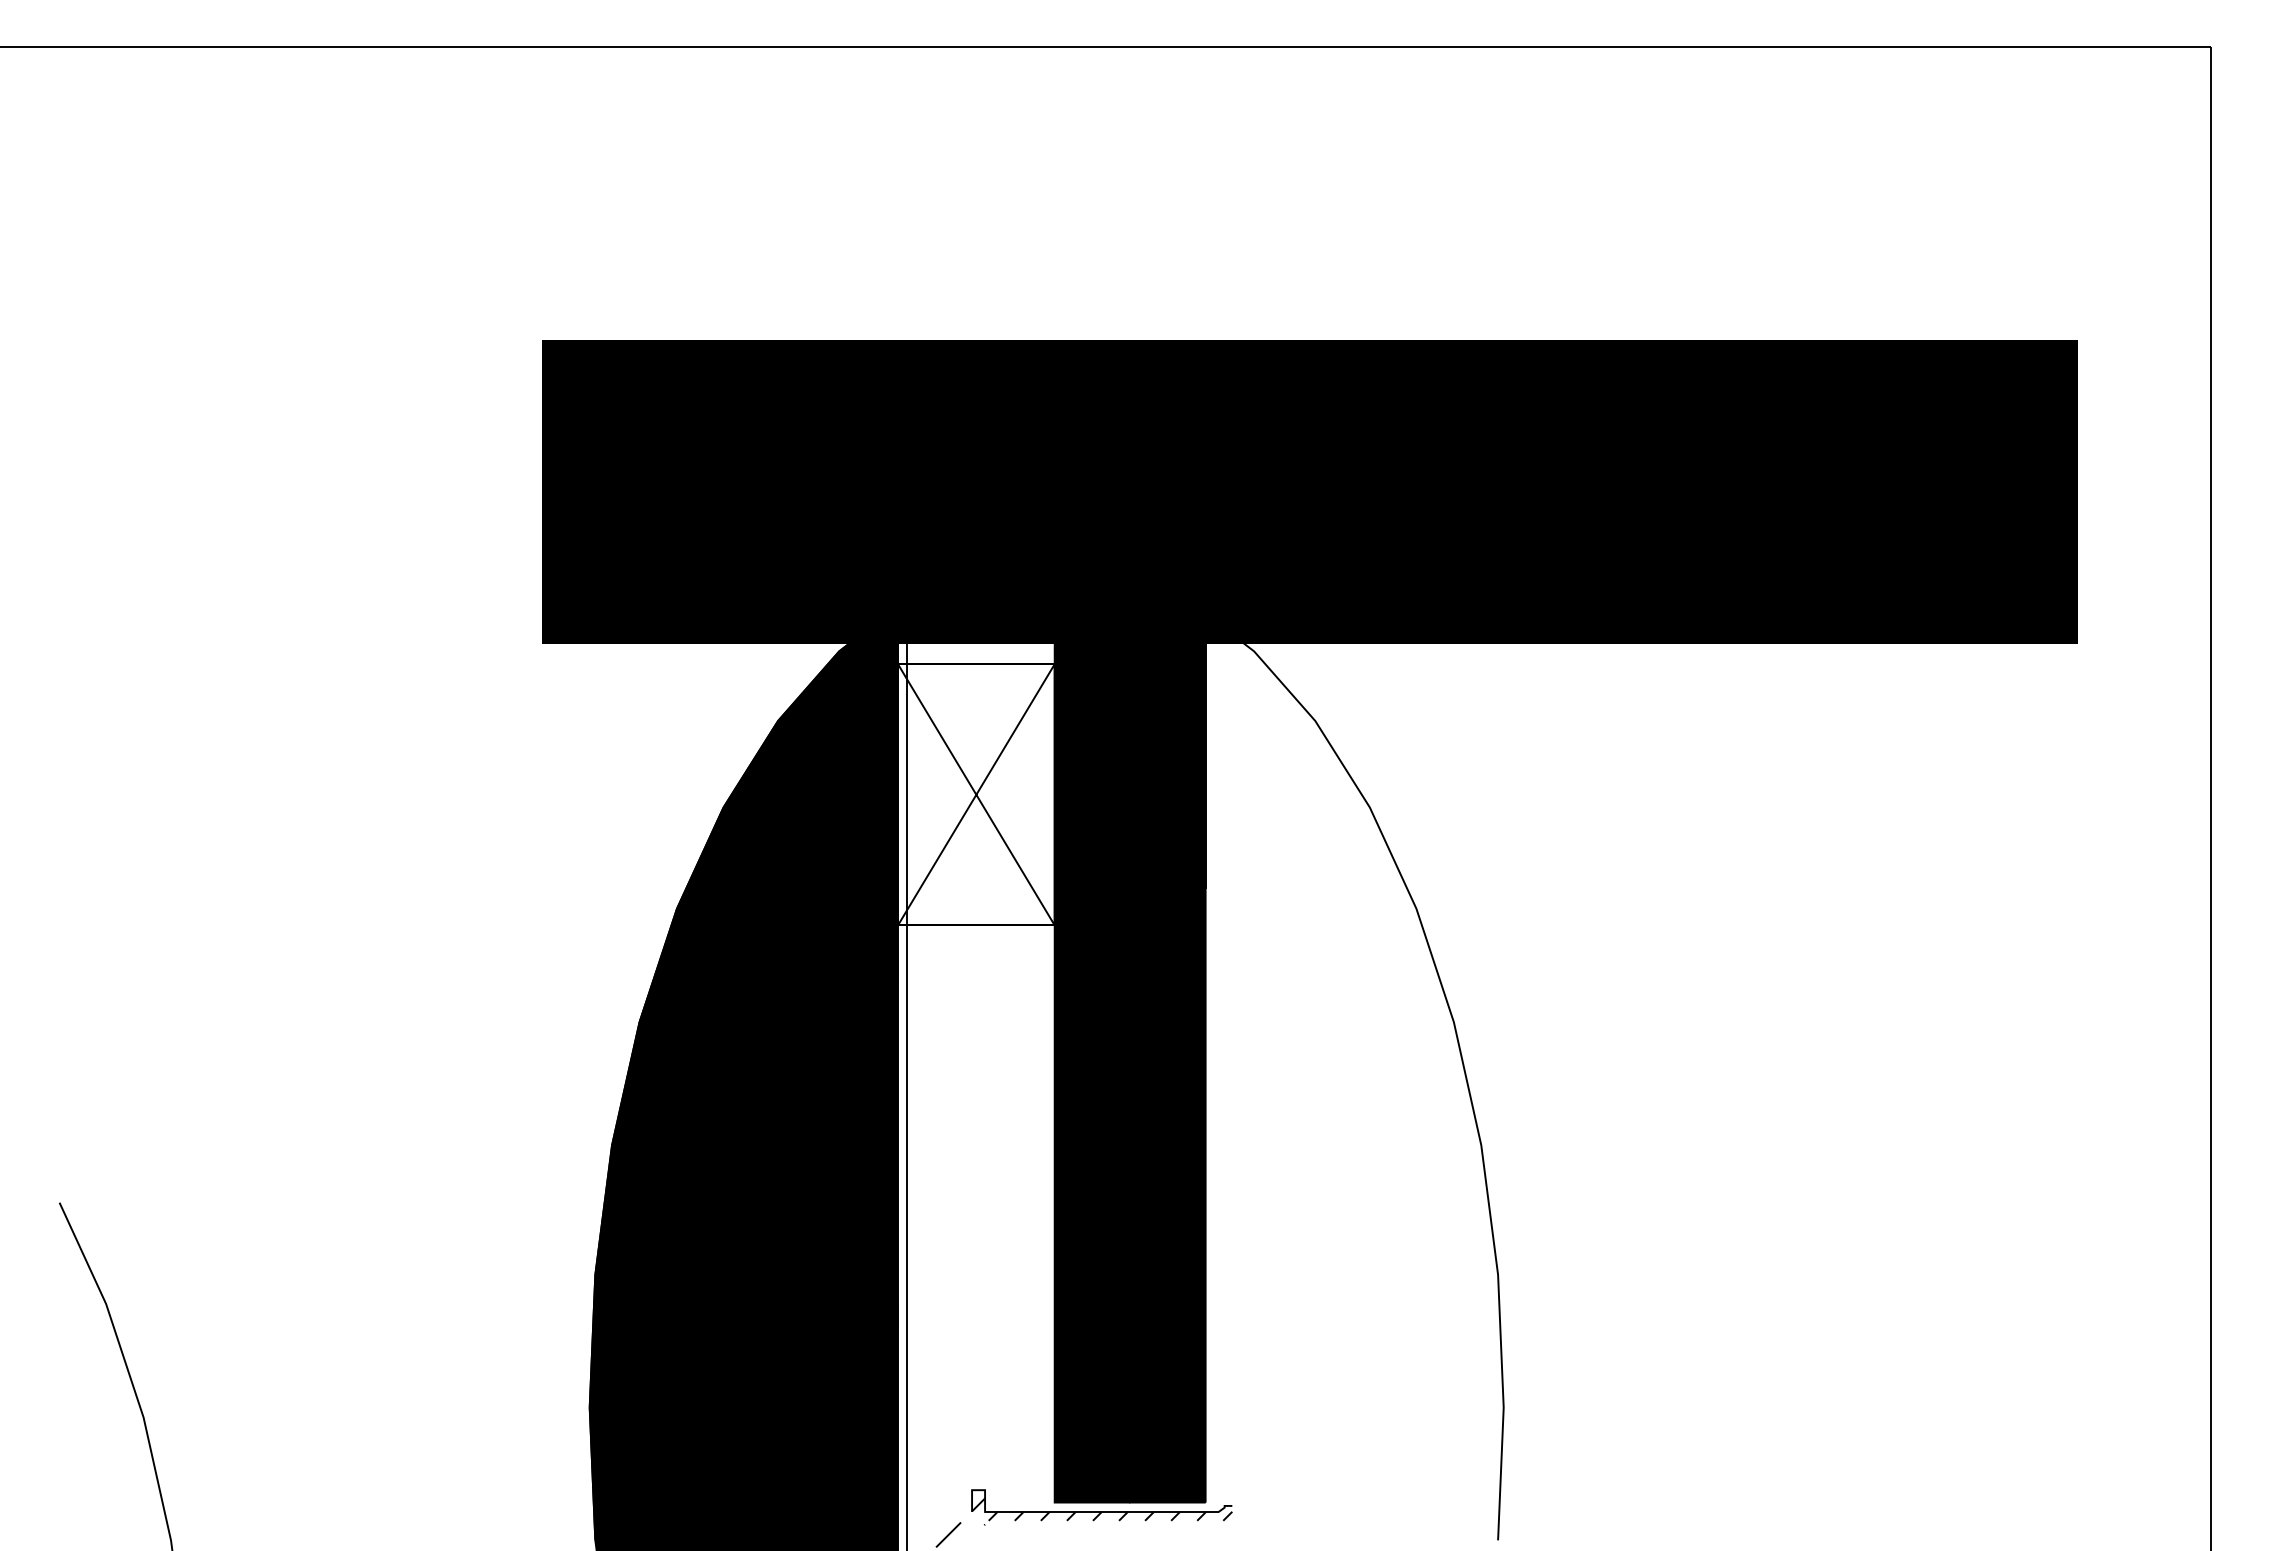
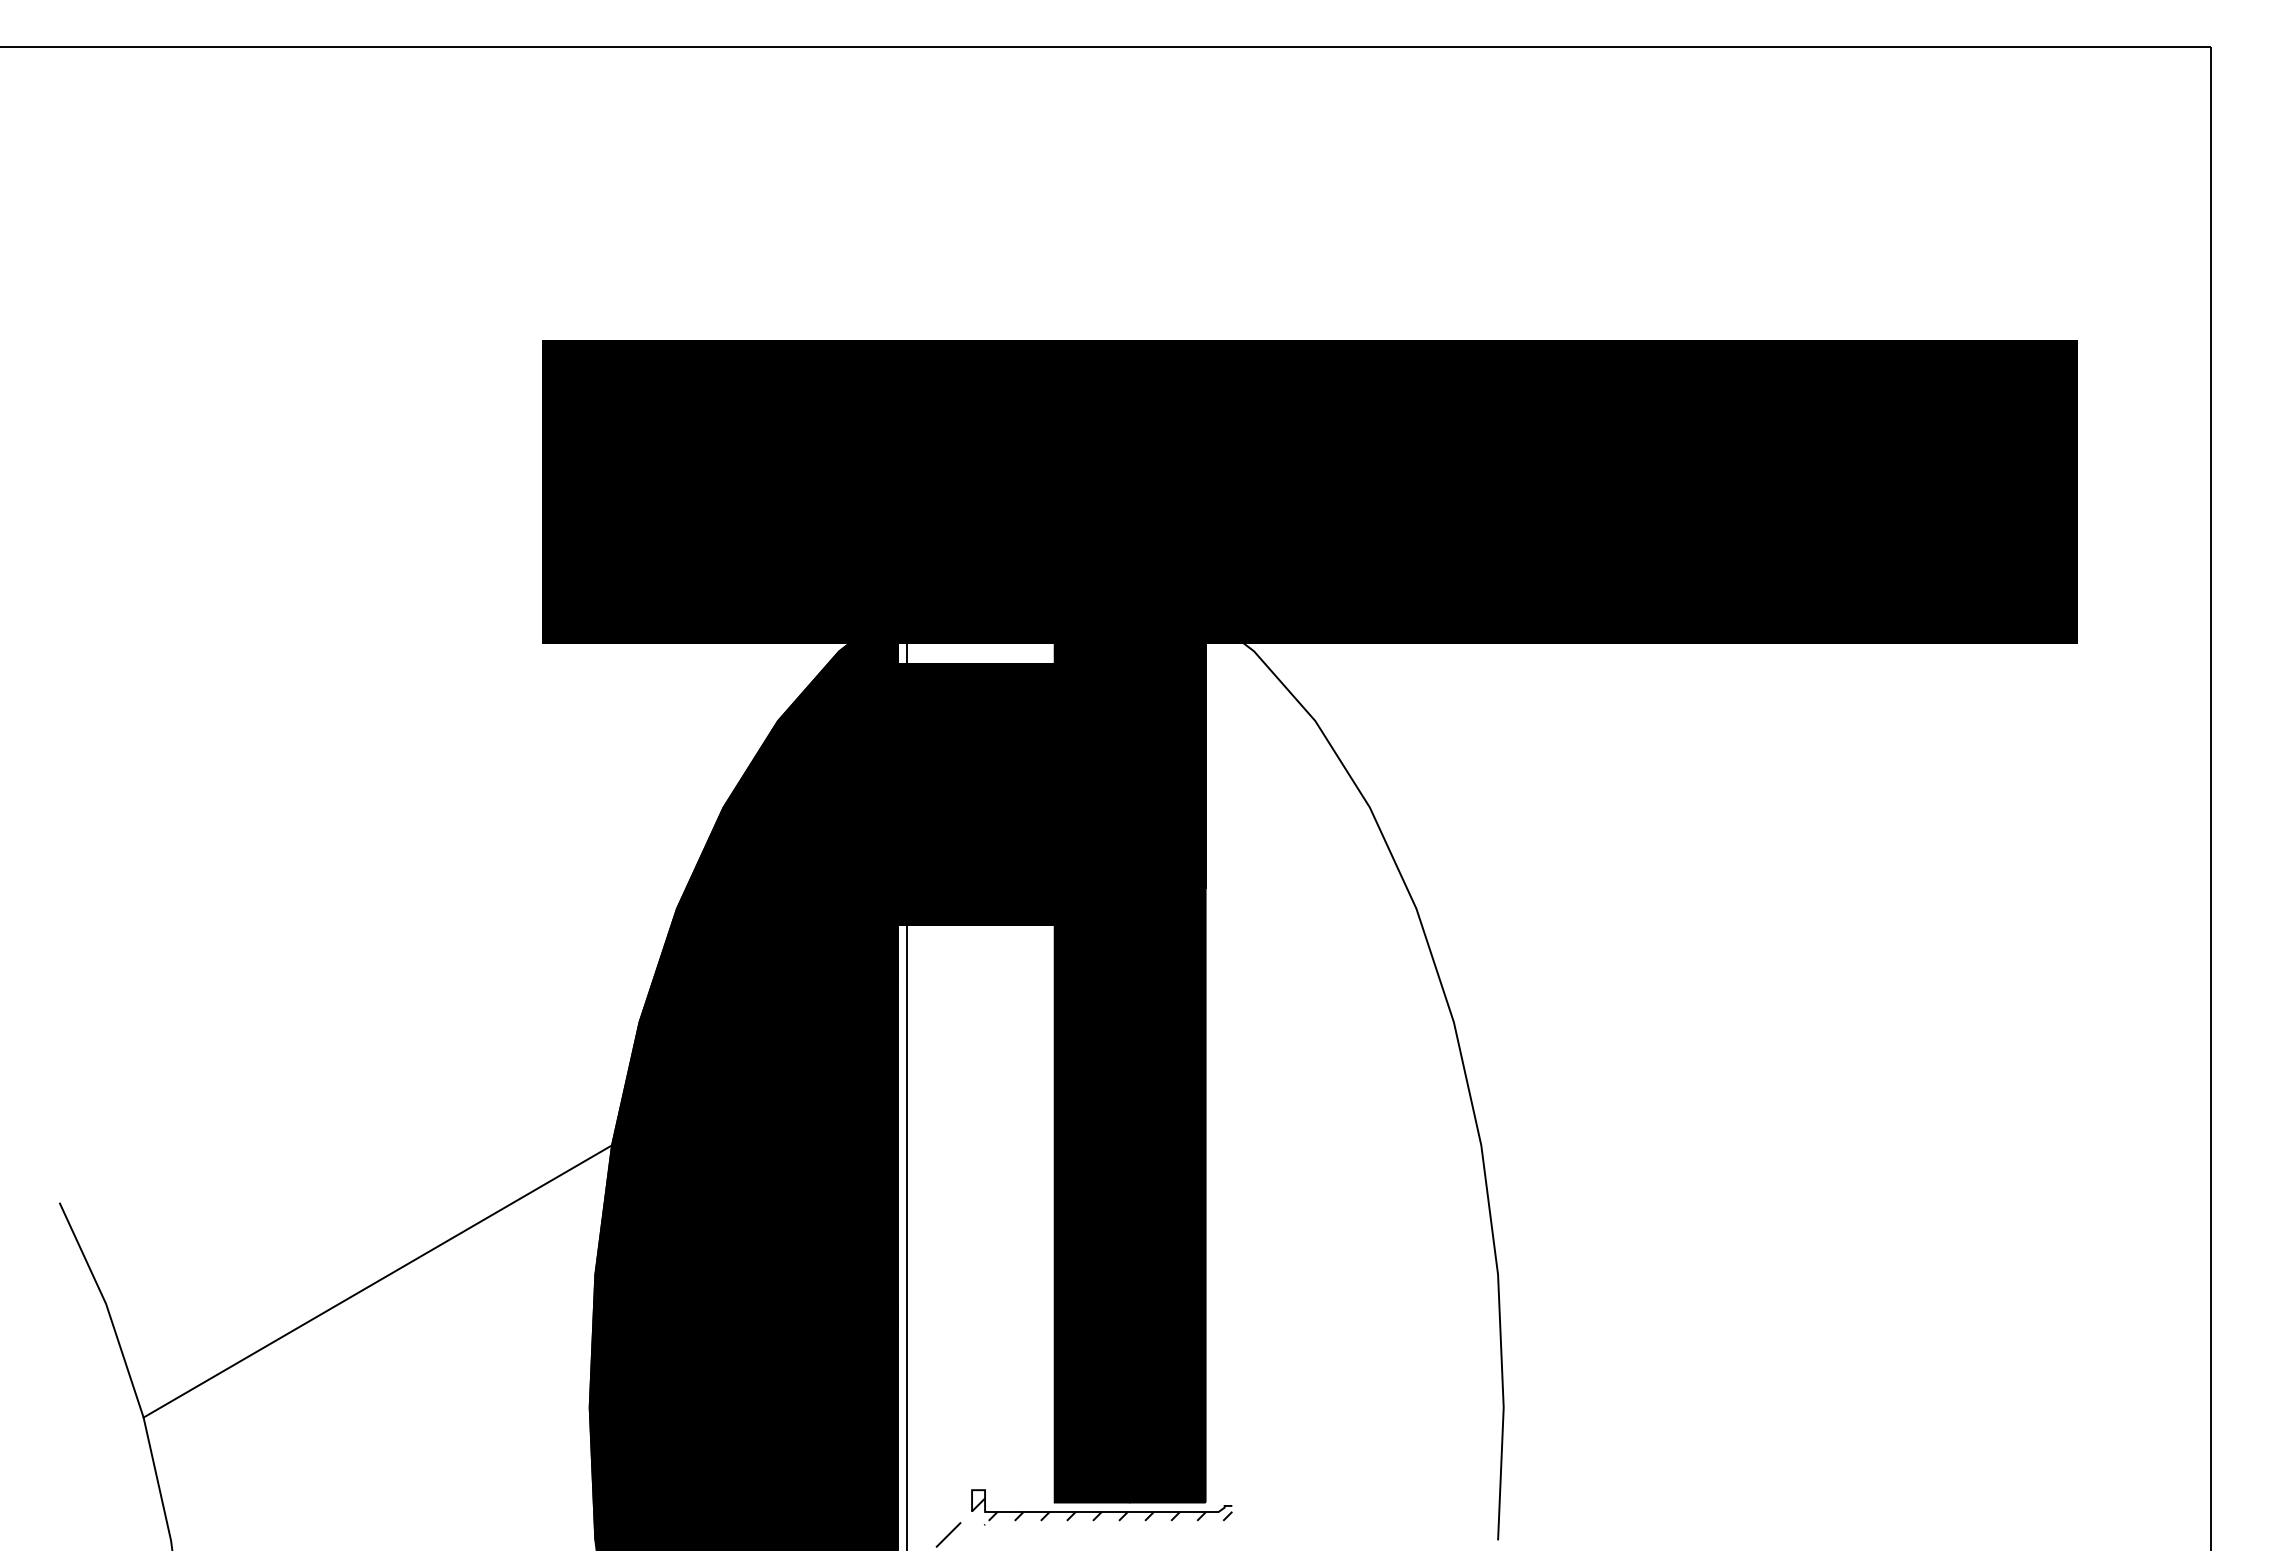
fill: none -> present (976, 794)
line: none -> present (377, 1281)
